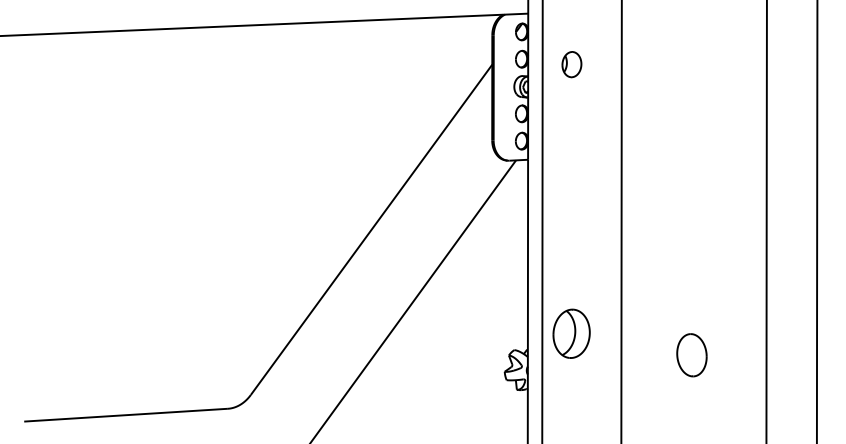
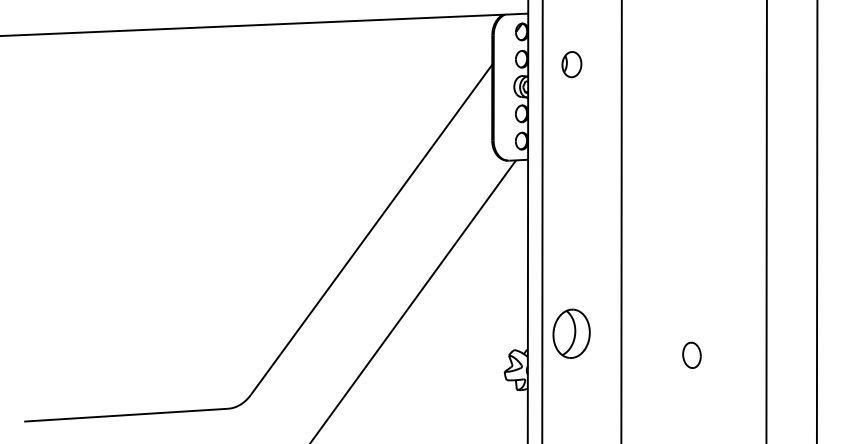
part size: 32x45 px -> 20x28 px (691, 354)
